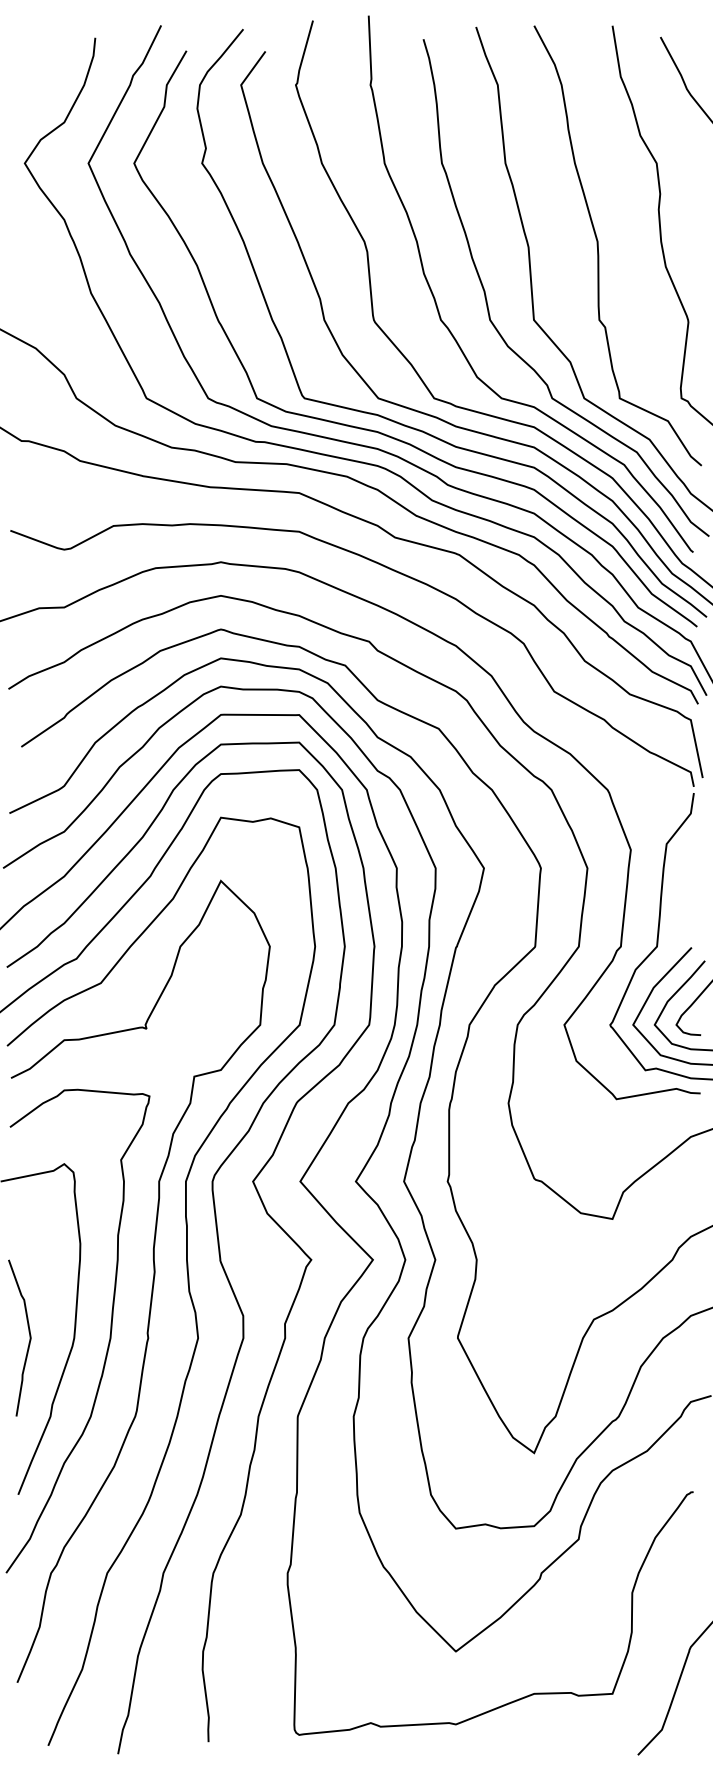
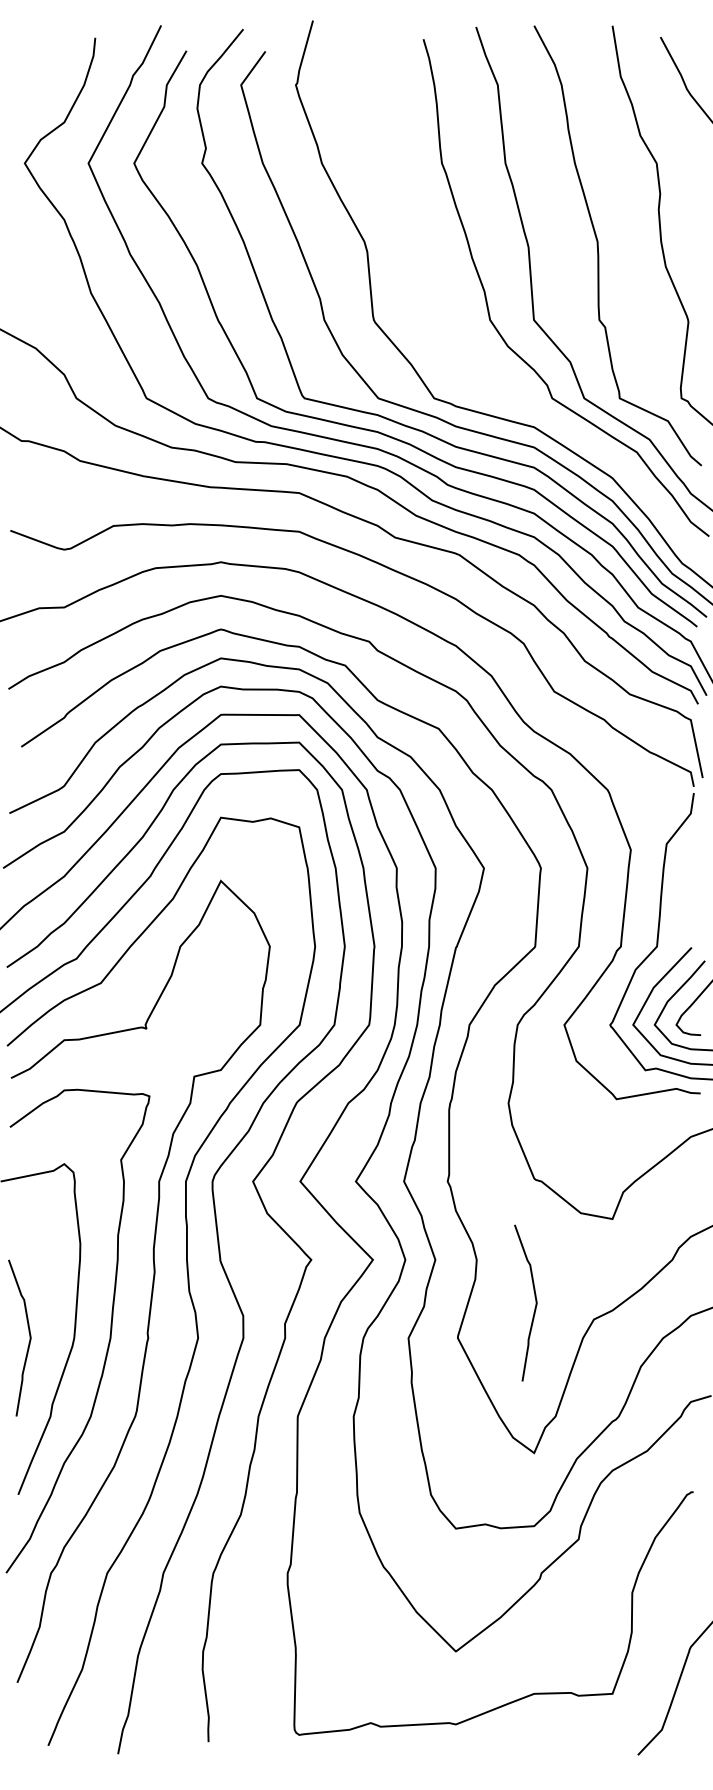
curve: present -> none (451, 331)
curve: none -> present (535, 1302)
